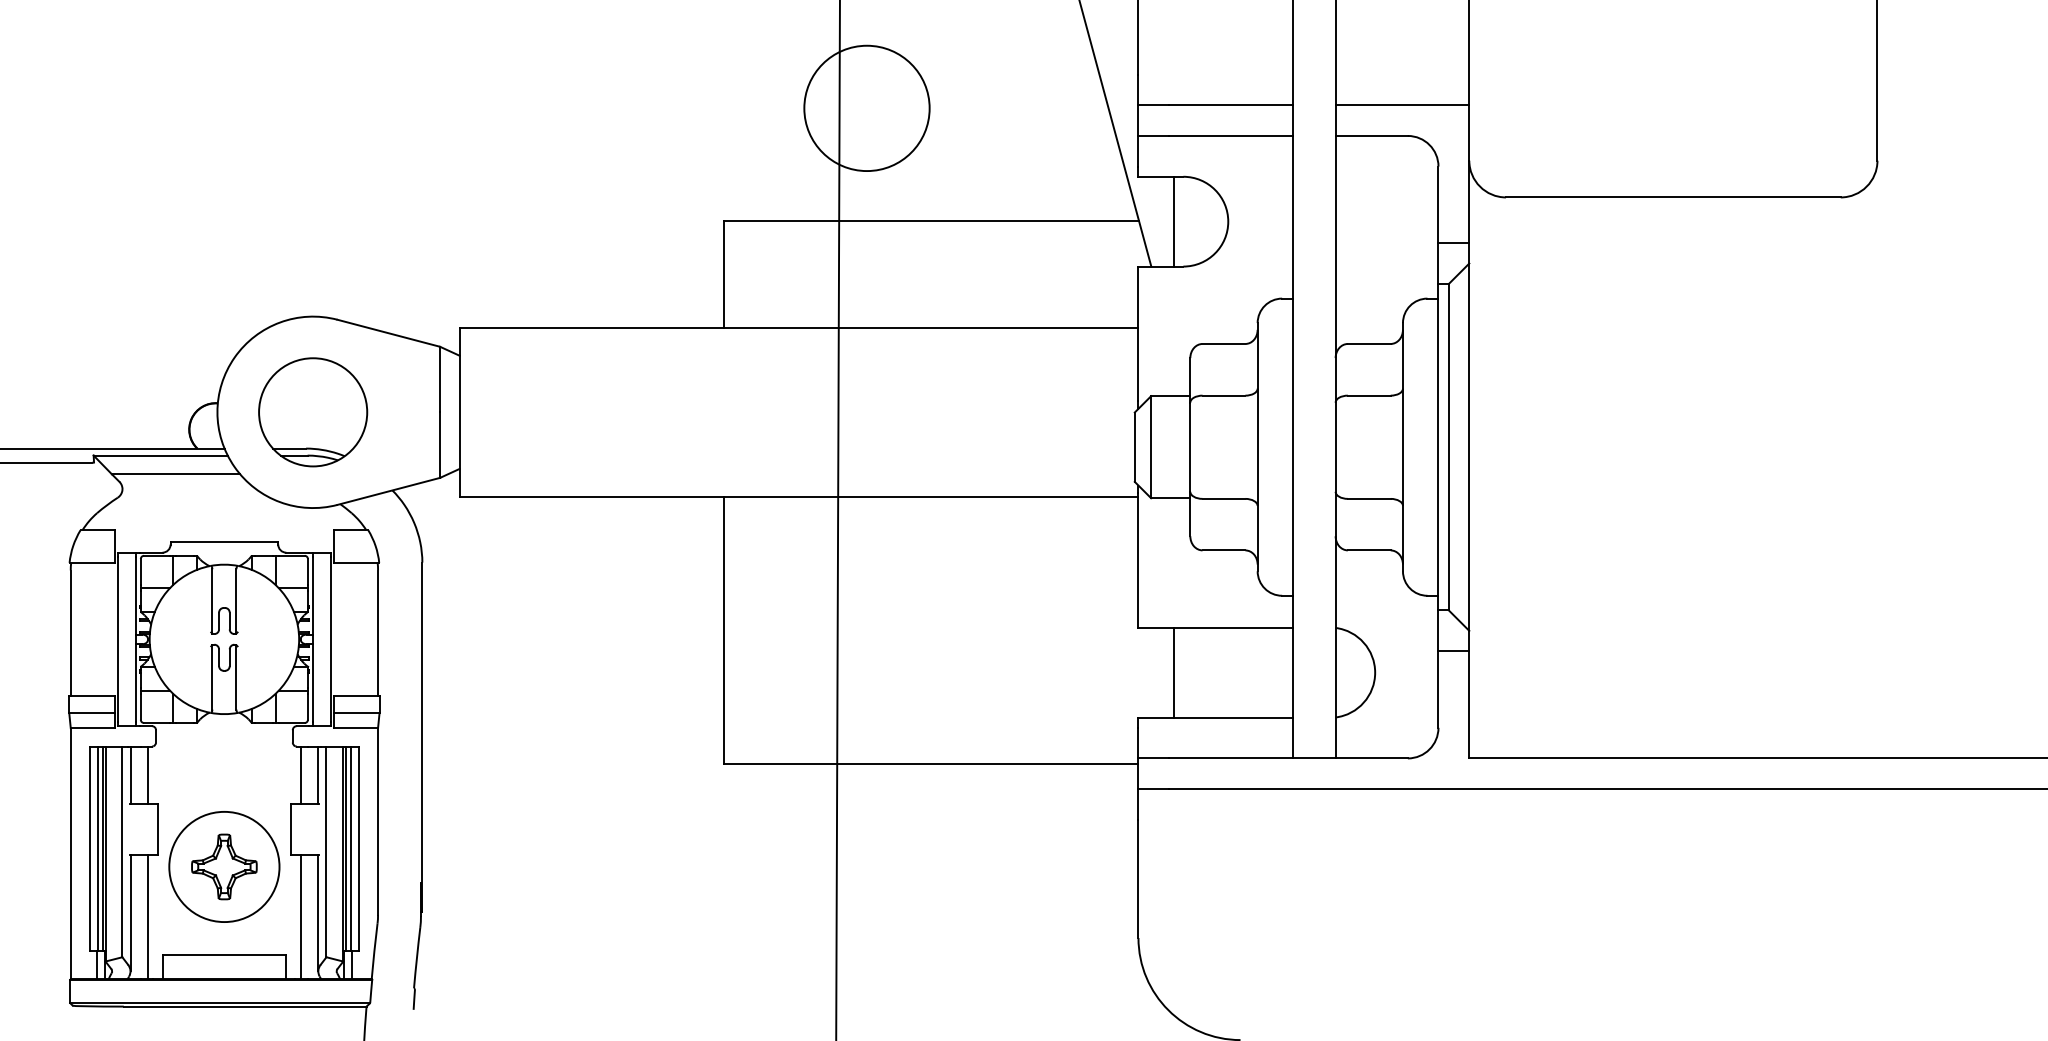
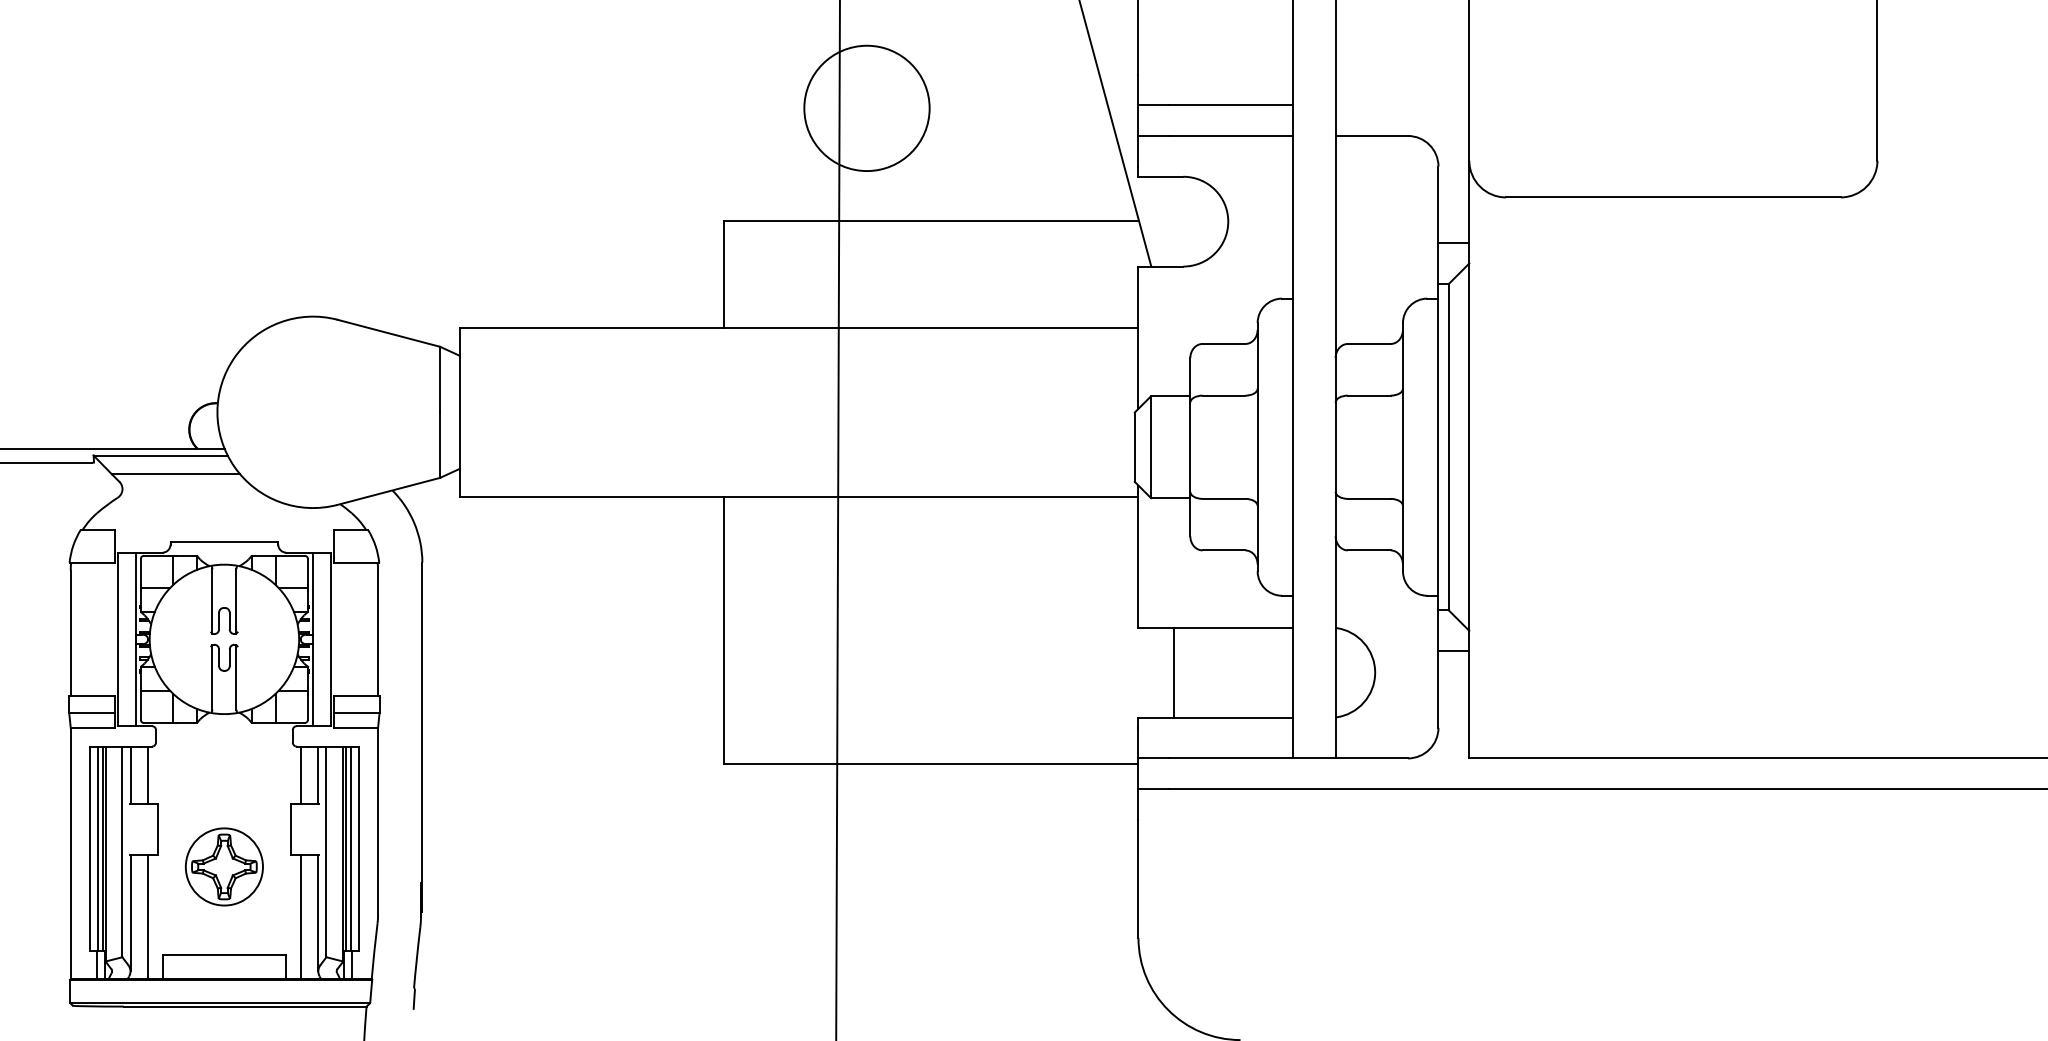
line: present -> none (1402, 105)
line: present -> none (1173, 221)
part: present -> none (313, 412)
circle diameter: 110 px -> 77 px (223, 866)
